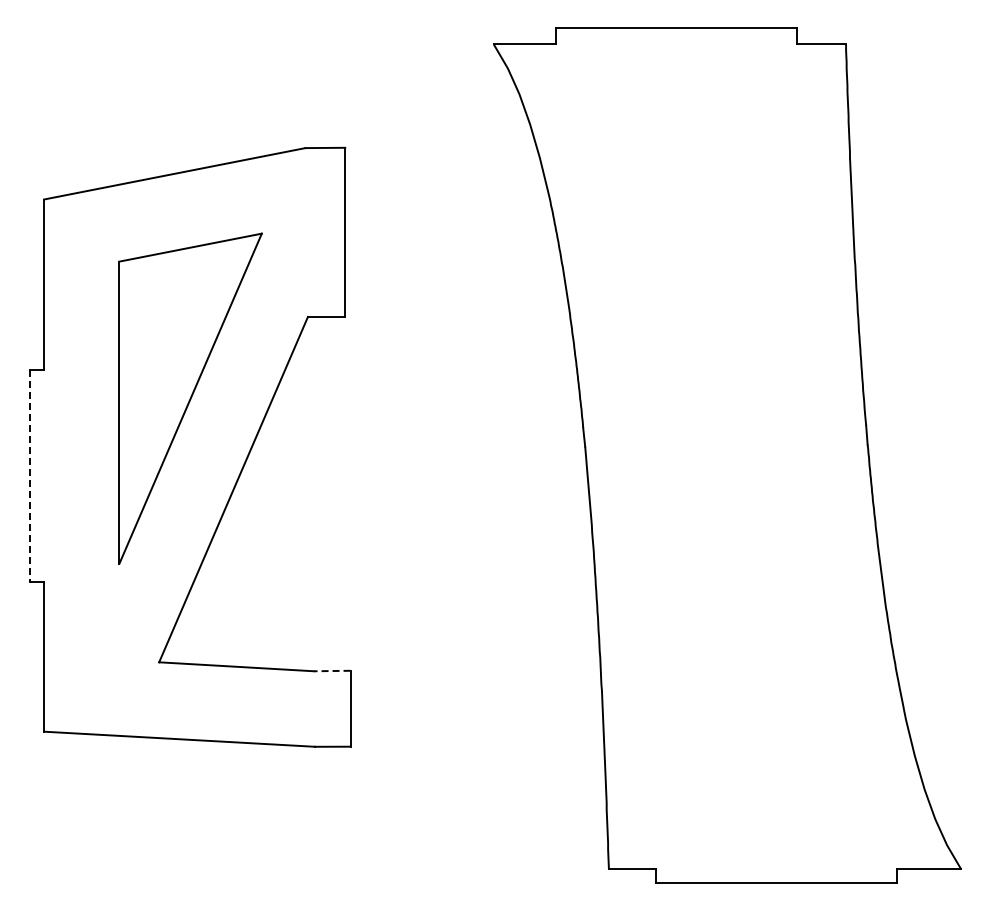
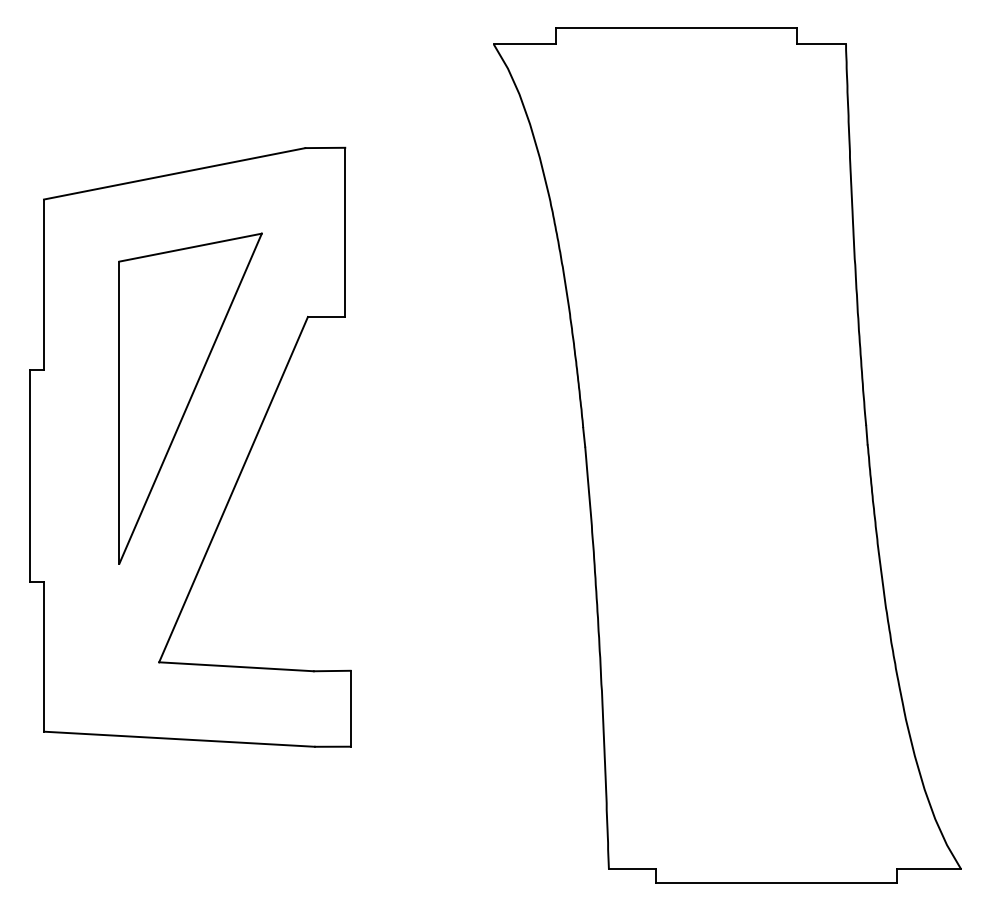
line: dashed -> solid (29, 476)
line: dashed -> solid (331, 671)
